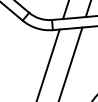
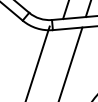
line position: (48, 63) -> (37, 62) (37, 62)
